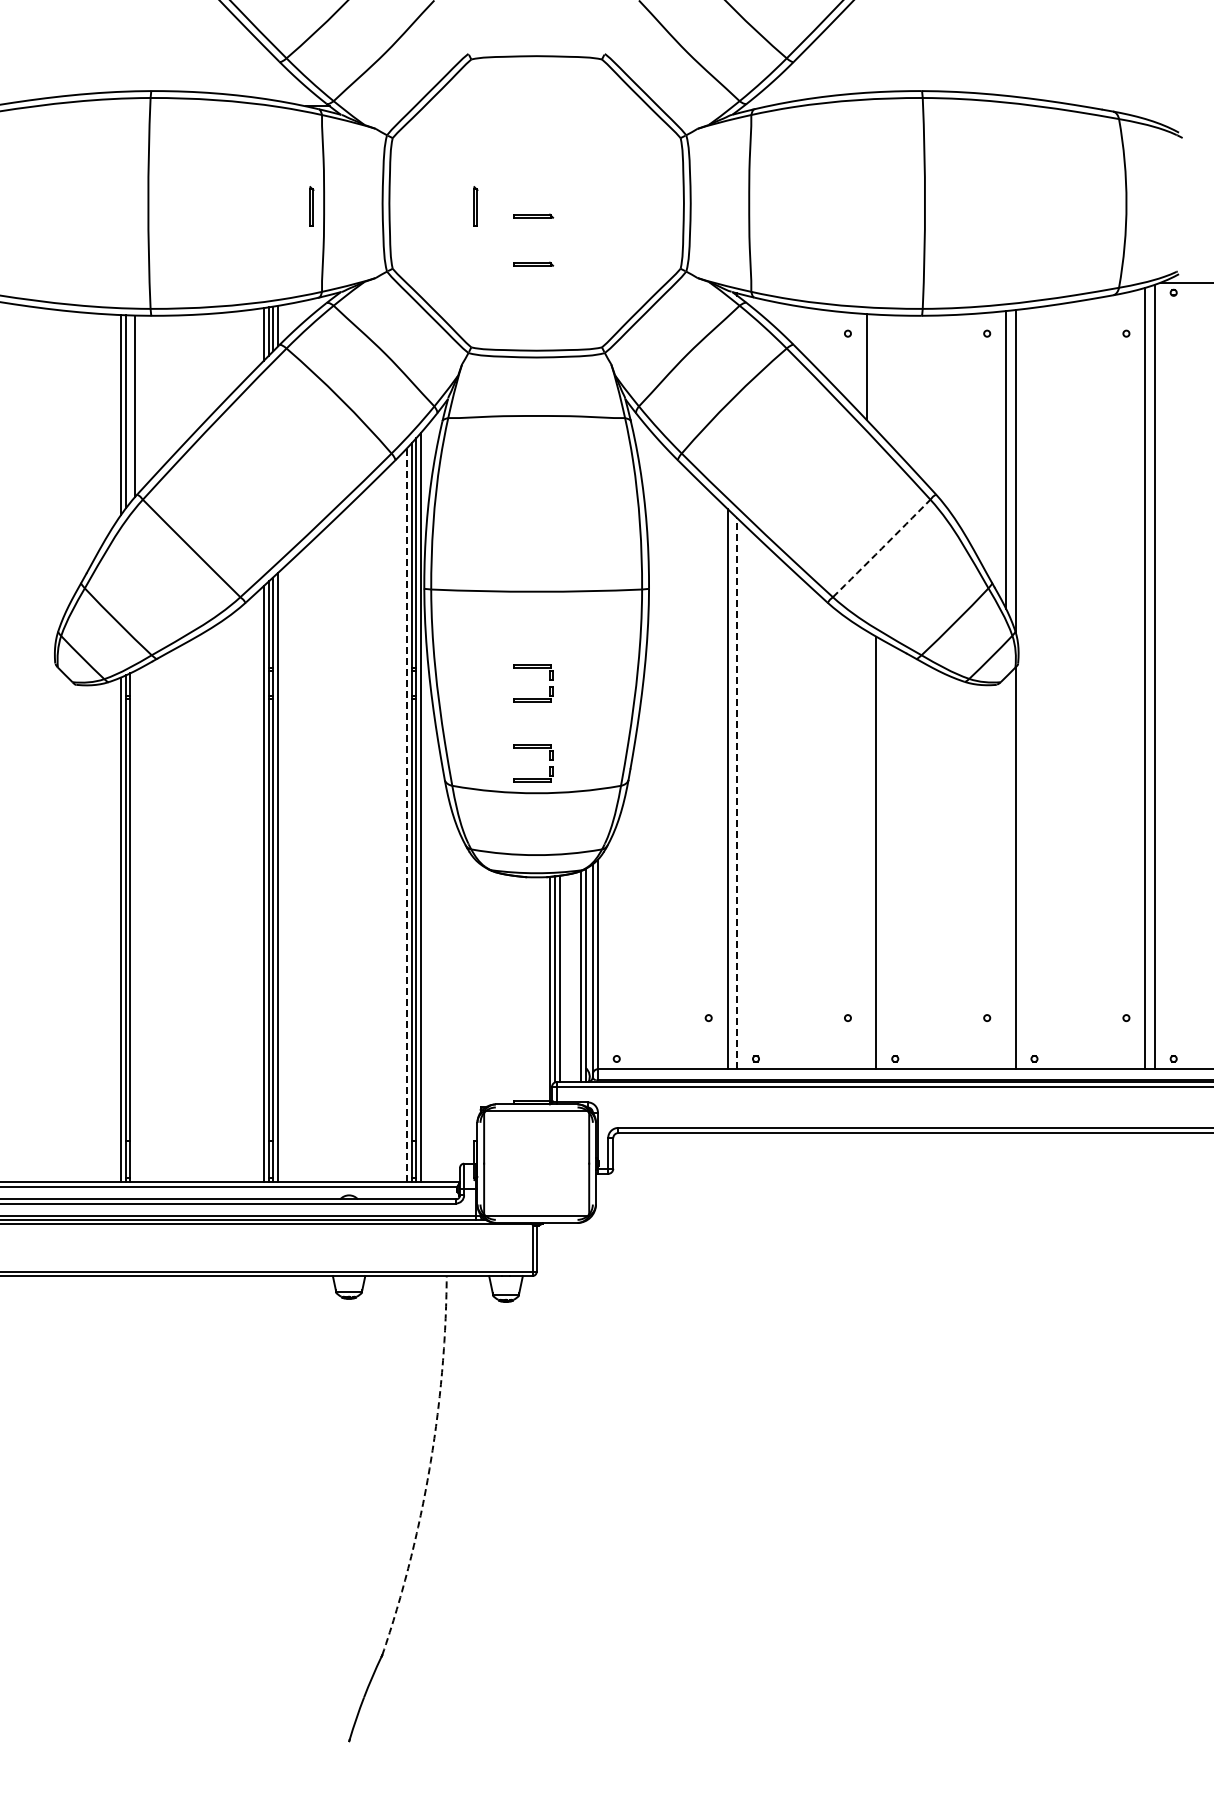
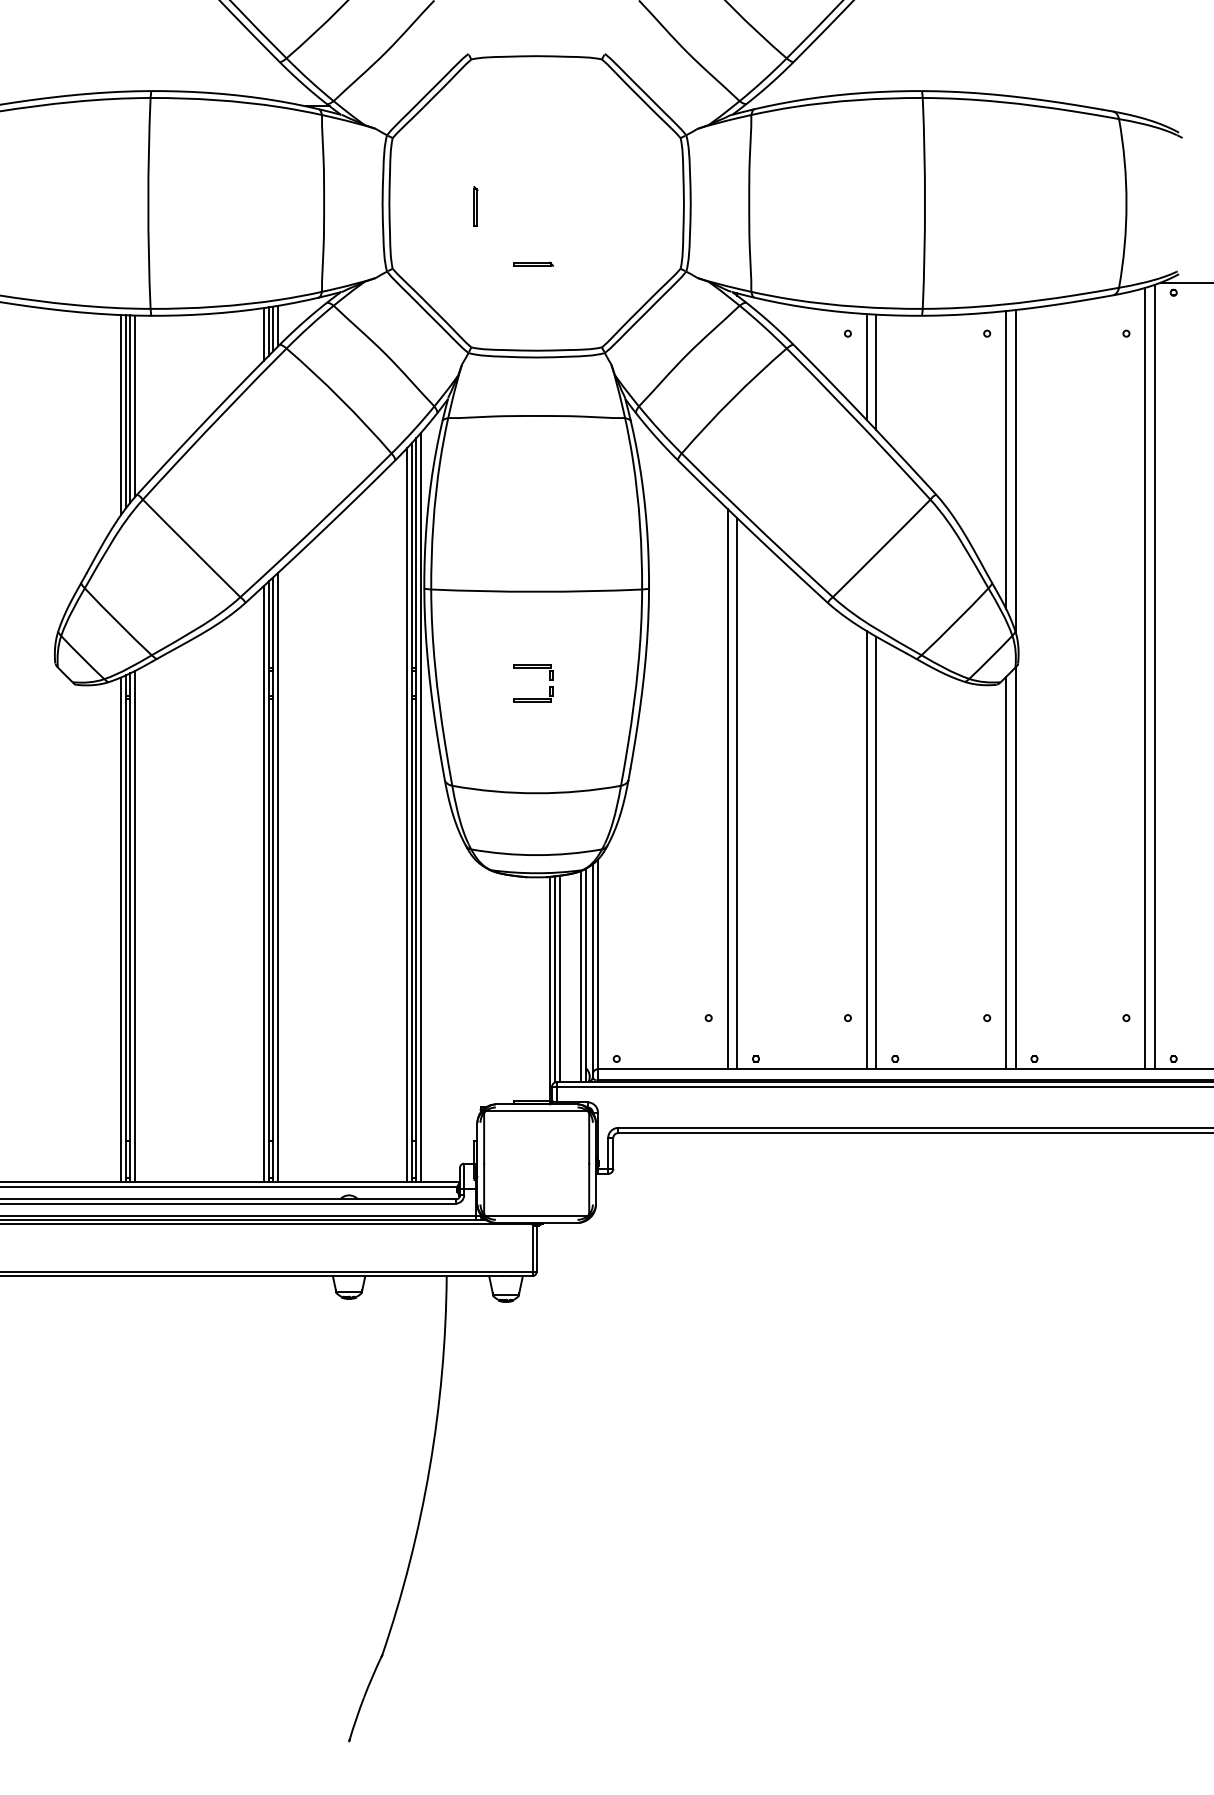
part: present -> none (311, 206)
part: present -> none (533, 215)
line: none -> present (876, 372)
line: none -> present (130, 409)
arc: dashed -> solid (881, 548)
part: present -> none (533, 748)
line: dashed -> solid (737, 793)
line: dashed -> solid (406, 815)
line: none -> present (866, 850)
line: none -> present (1006, 872)
line: none -> present (135, 926)
arc: dashed -> solid (429, 1468)
